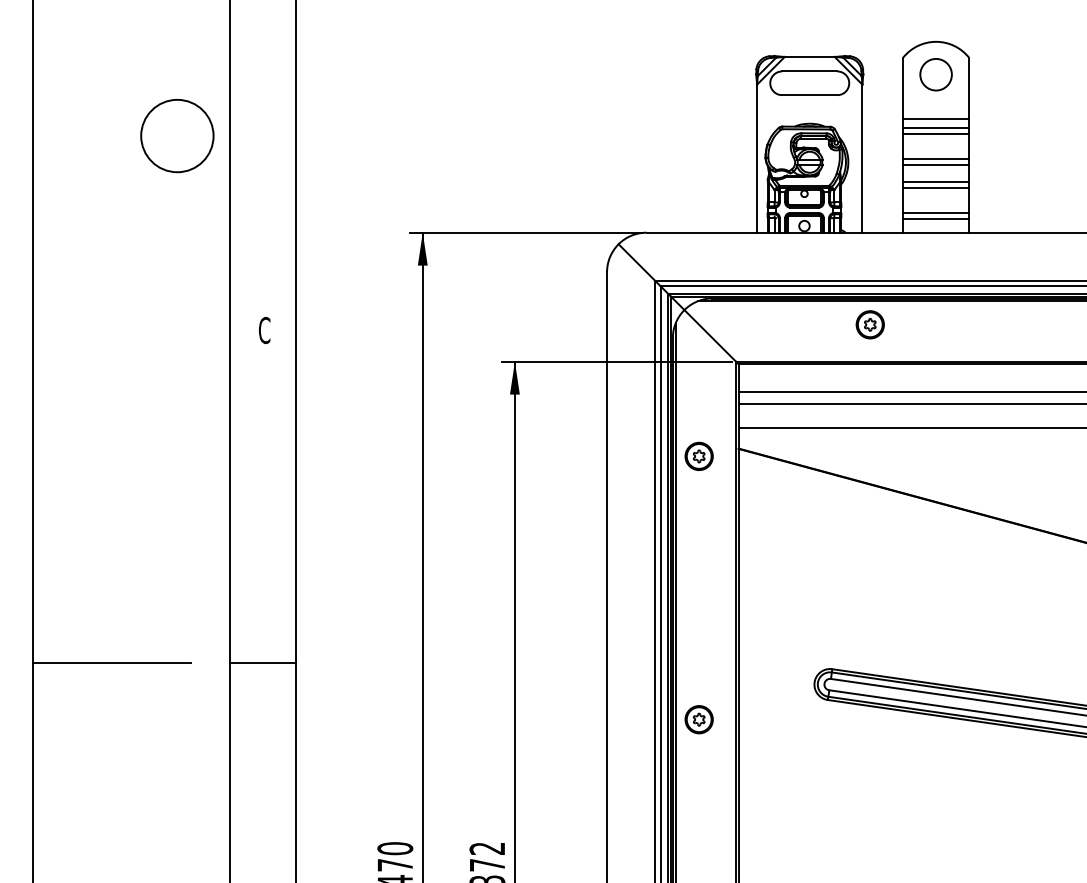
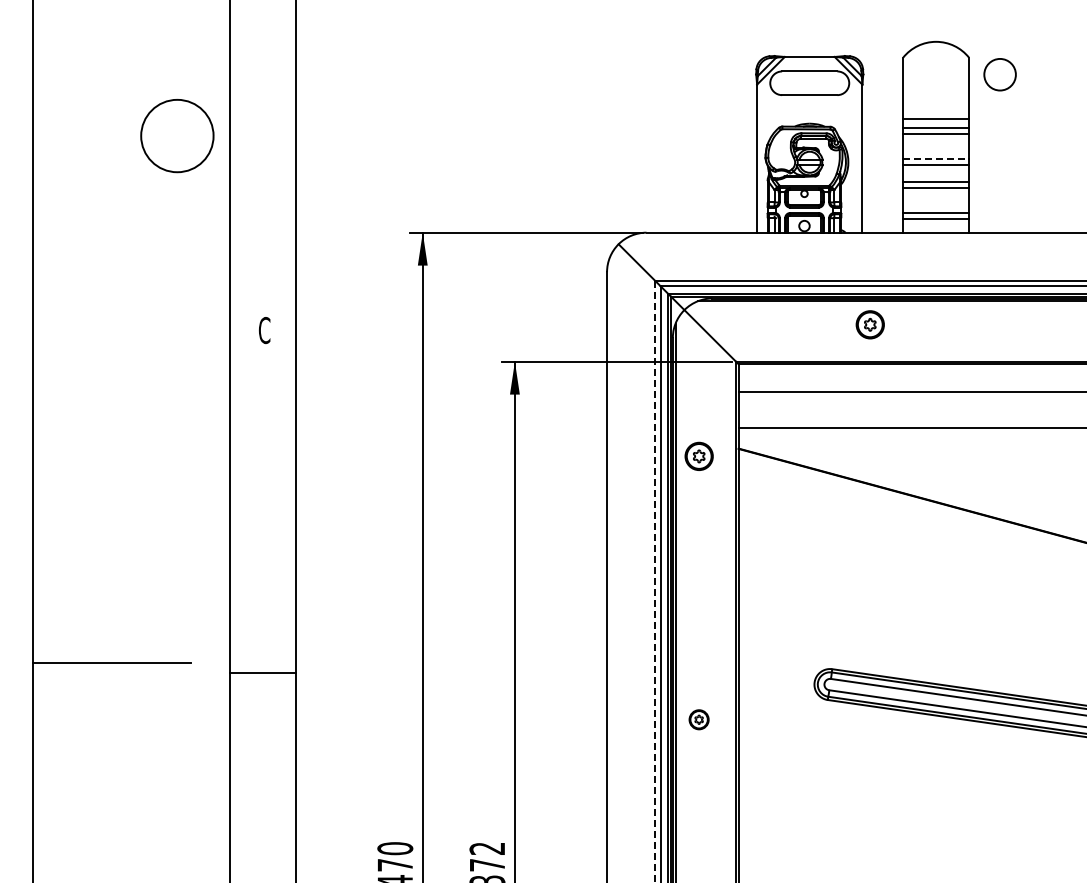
circle position: (935, 74) -> (999, 74) (999, 74)
line: solid -> dashed (936, 158)
line: present -> none (910, 403)
line: solid -> dashed (655, 581)
line position: (262, 662) -> (262, 672) (262, 672)
part size: 30x30 px -> 22x22 px (698, 719)
